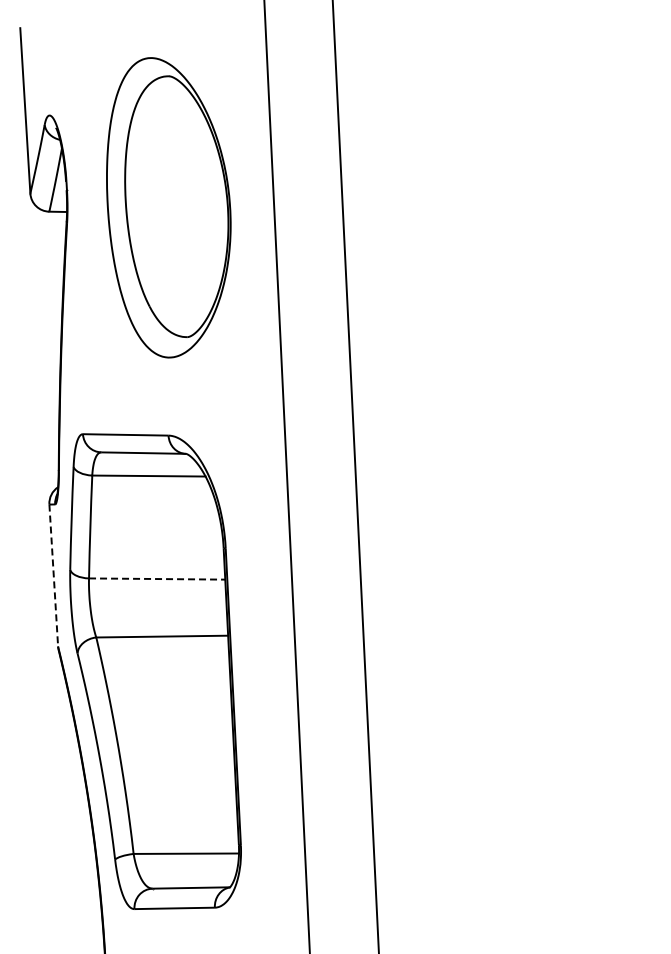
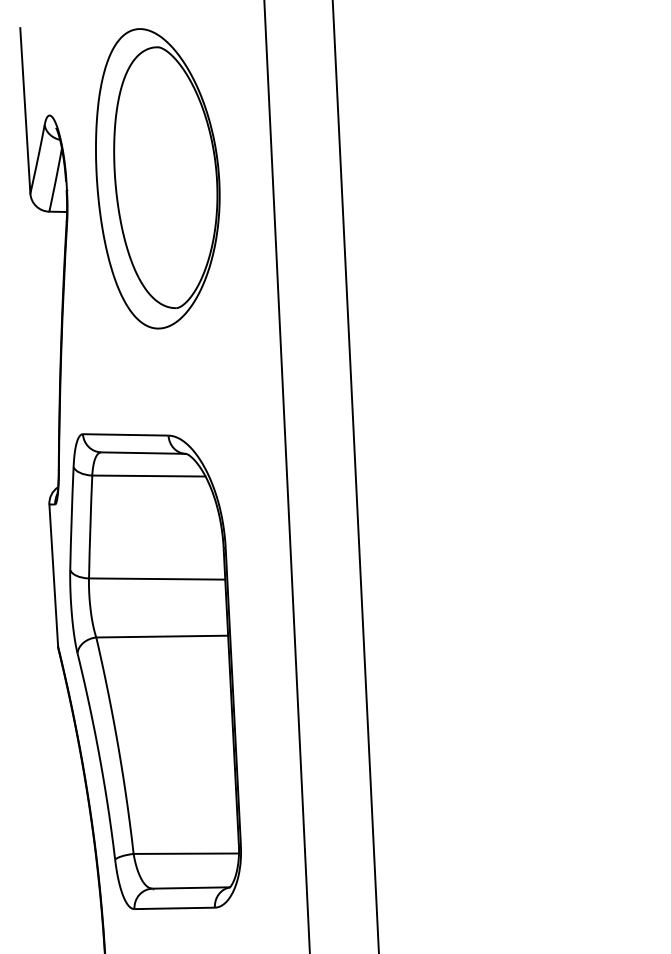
part position: (168, 207) -> (157, 178) (157, 178)
line: dashed -> solid (53, 576)
line: dashed -> solid (157, 579)
